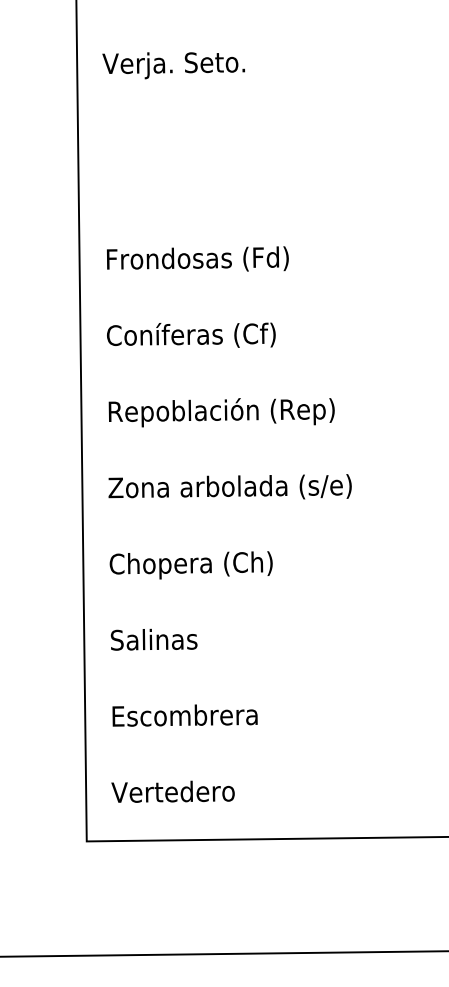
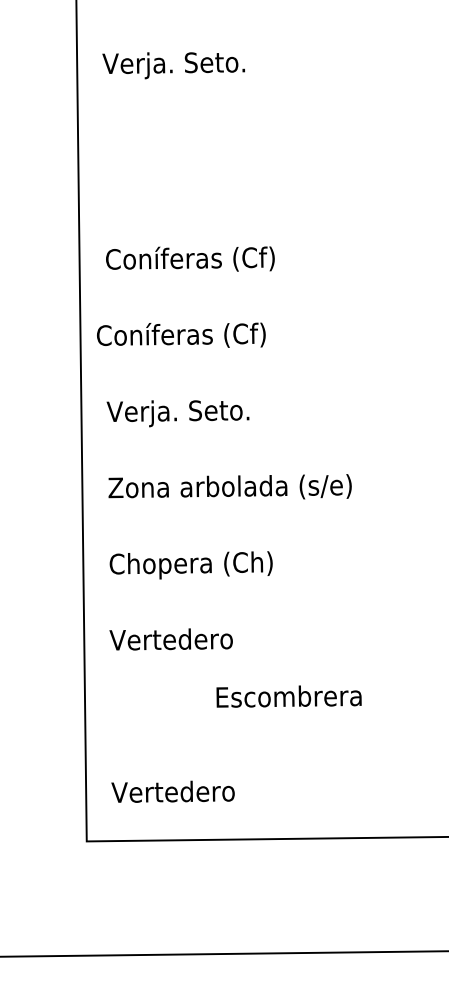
text: Frondosas (Fd) -> Coníferas (Cf) (197, 258)
text position: (191, 334) -> (181, 334) (181, 334)
text: Repoblación (Rep) -> Verja. Seto. (220, 412)
text: Salinas -> Vertedero (170, 639)
text position: (184, 715) -> (288, 696) (288, 696)
